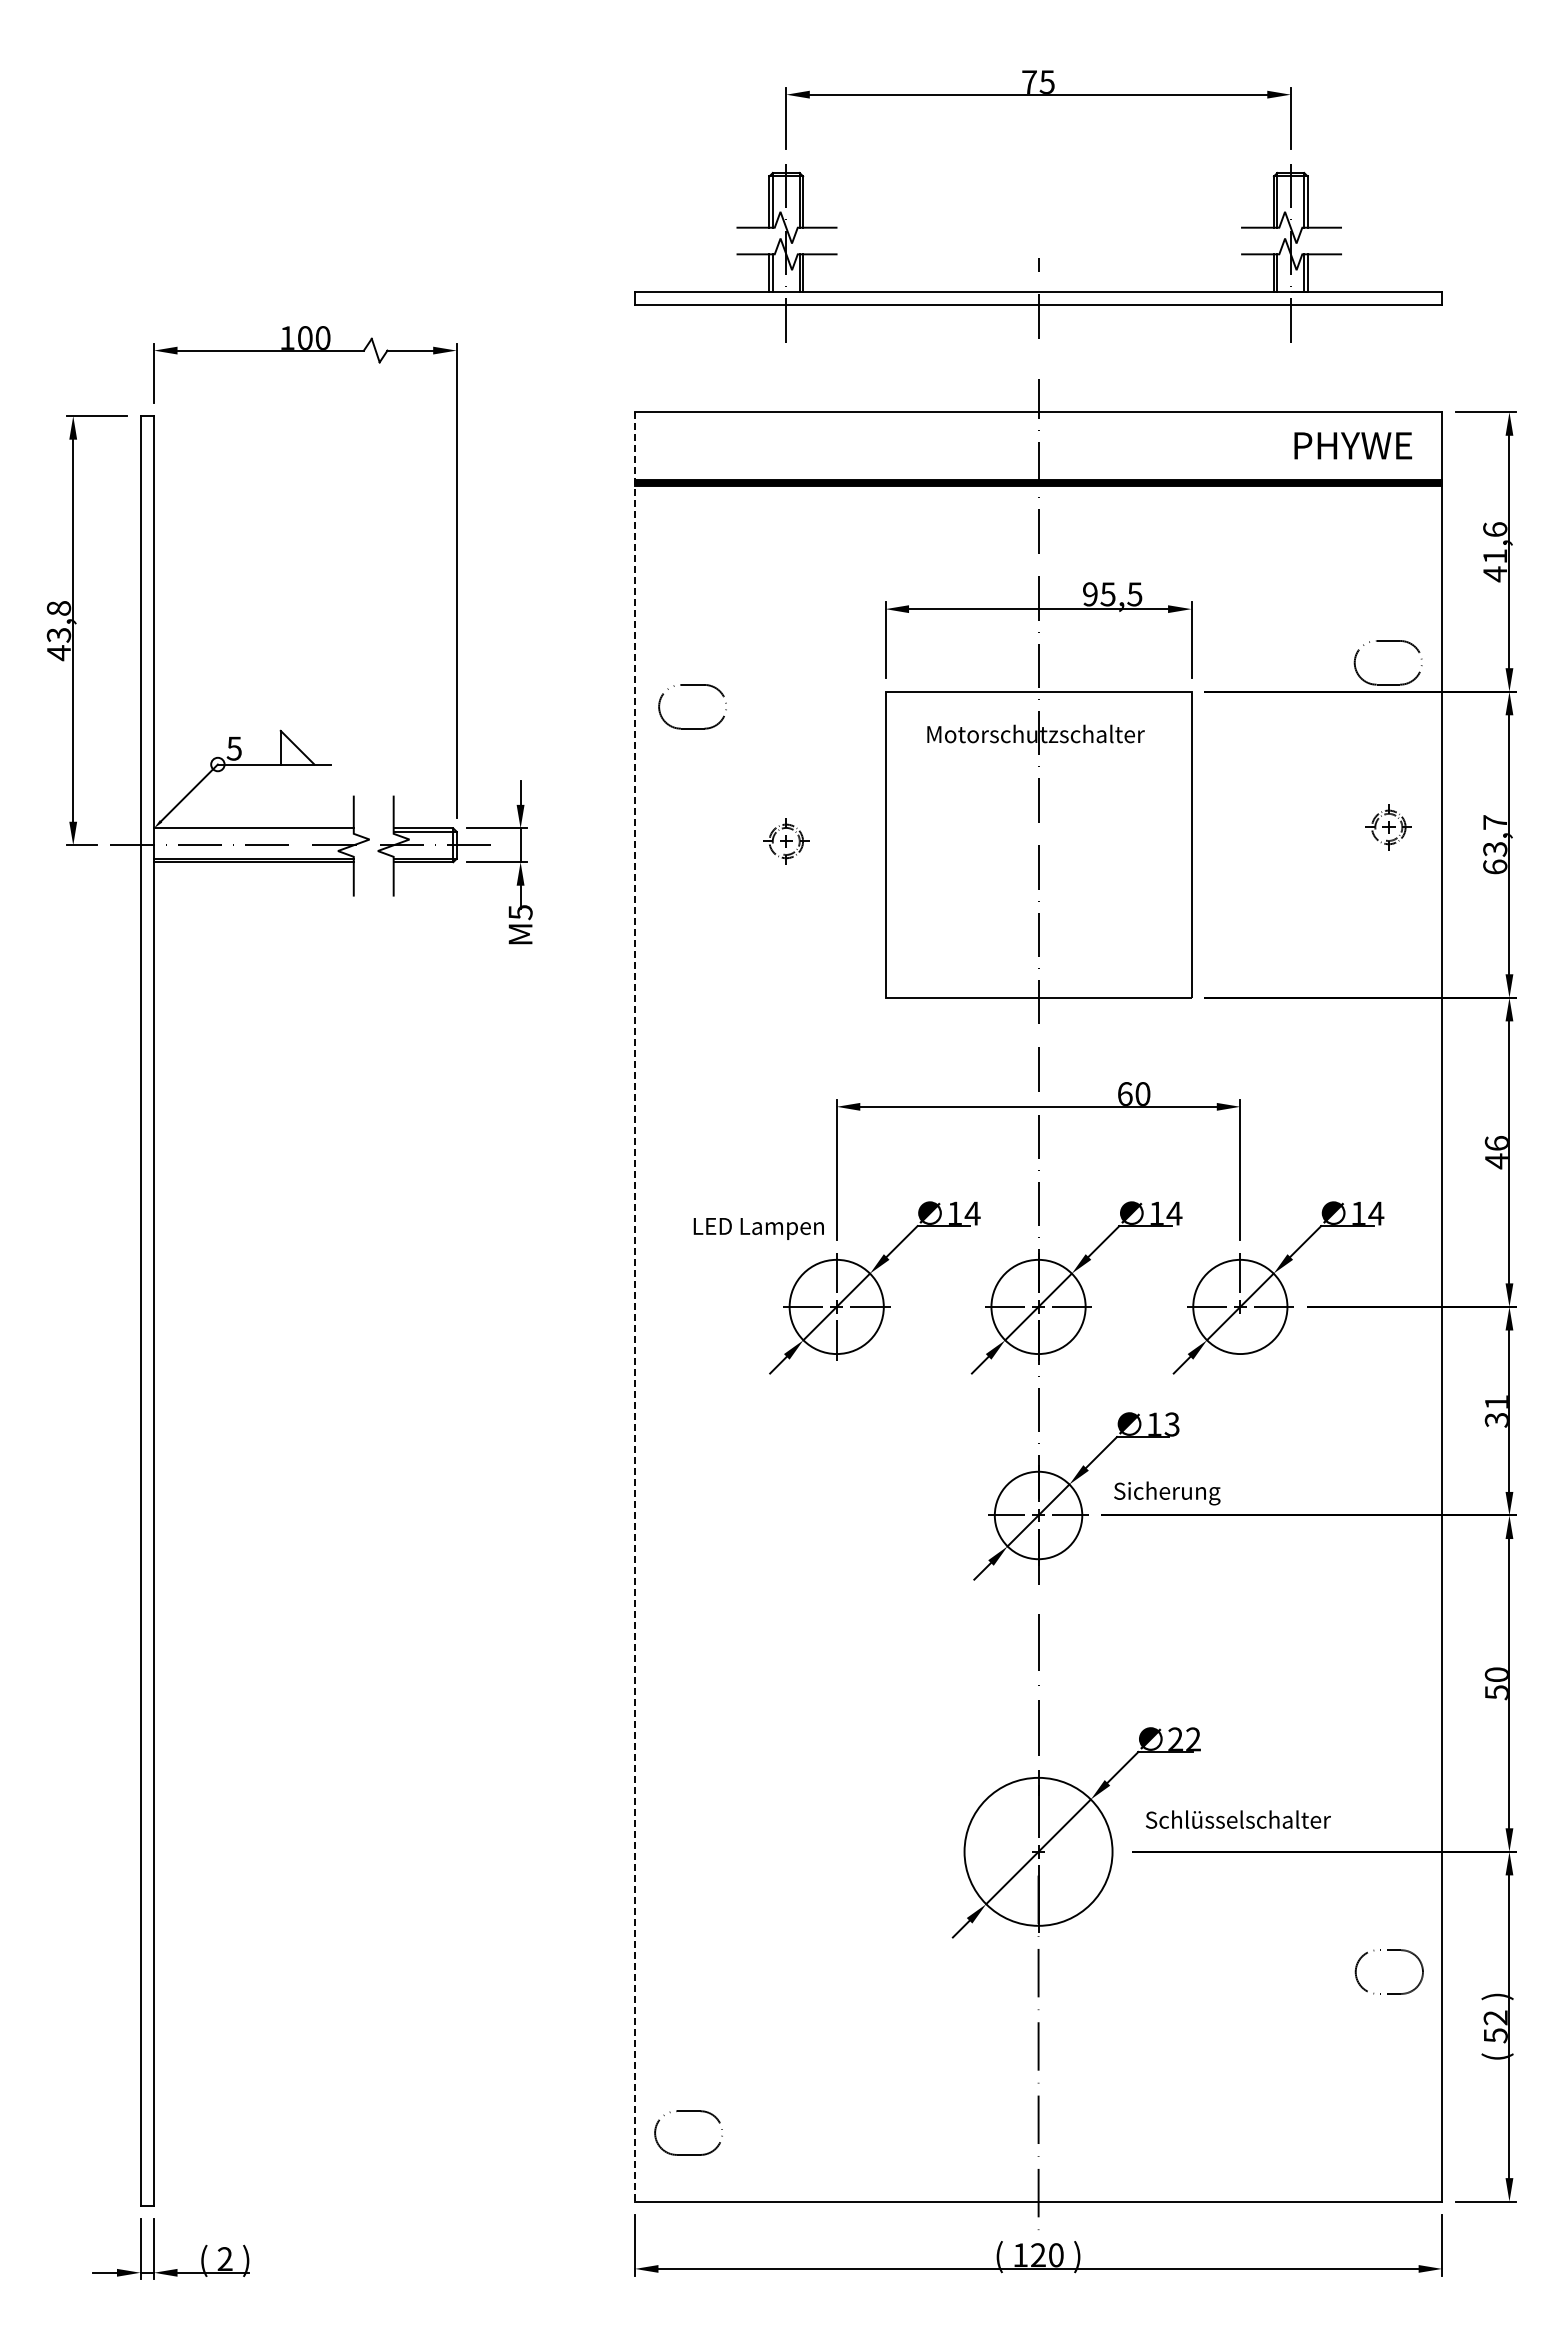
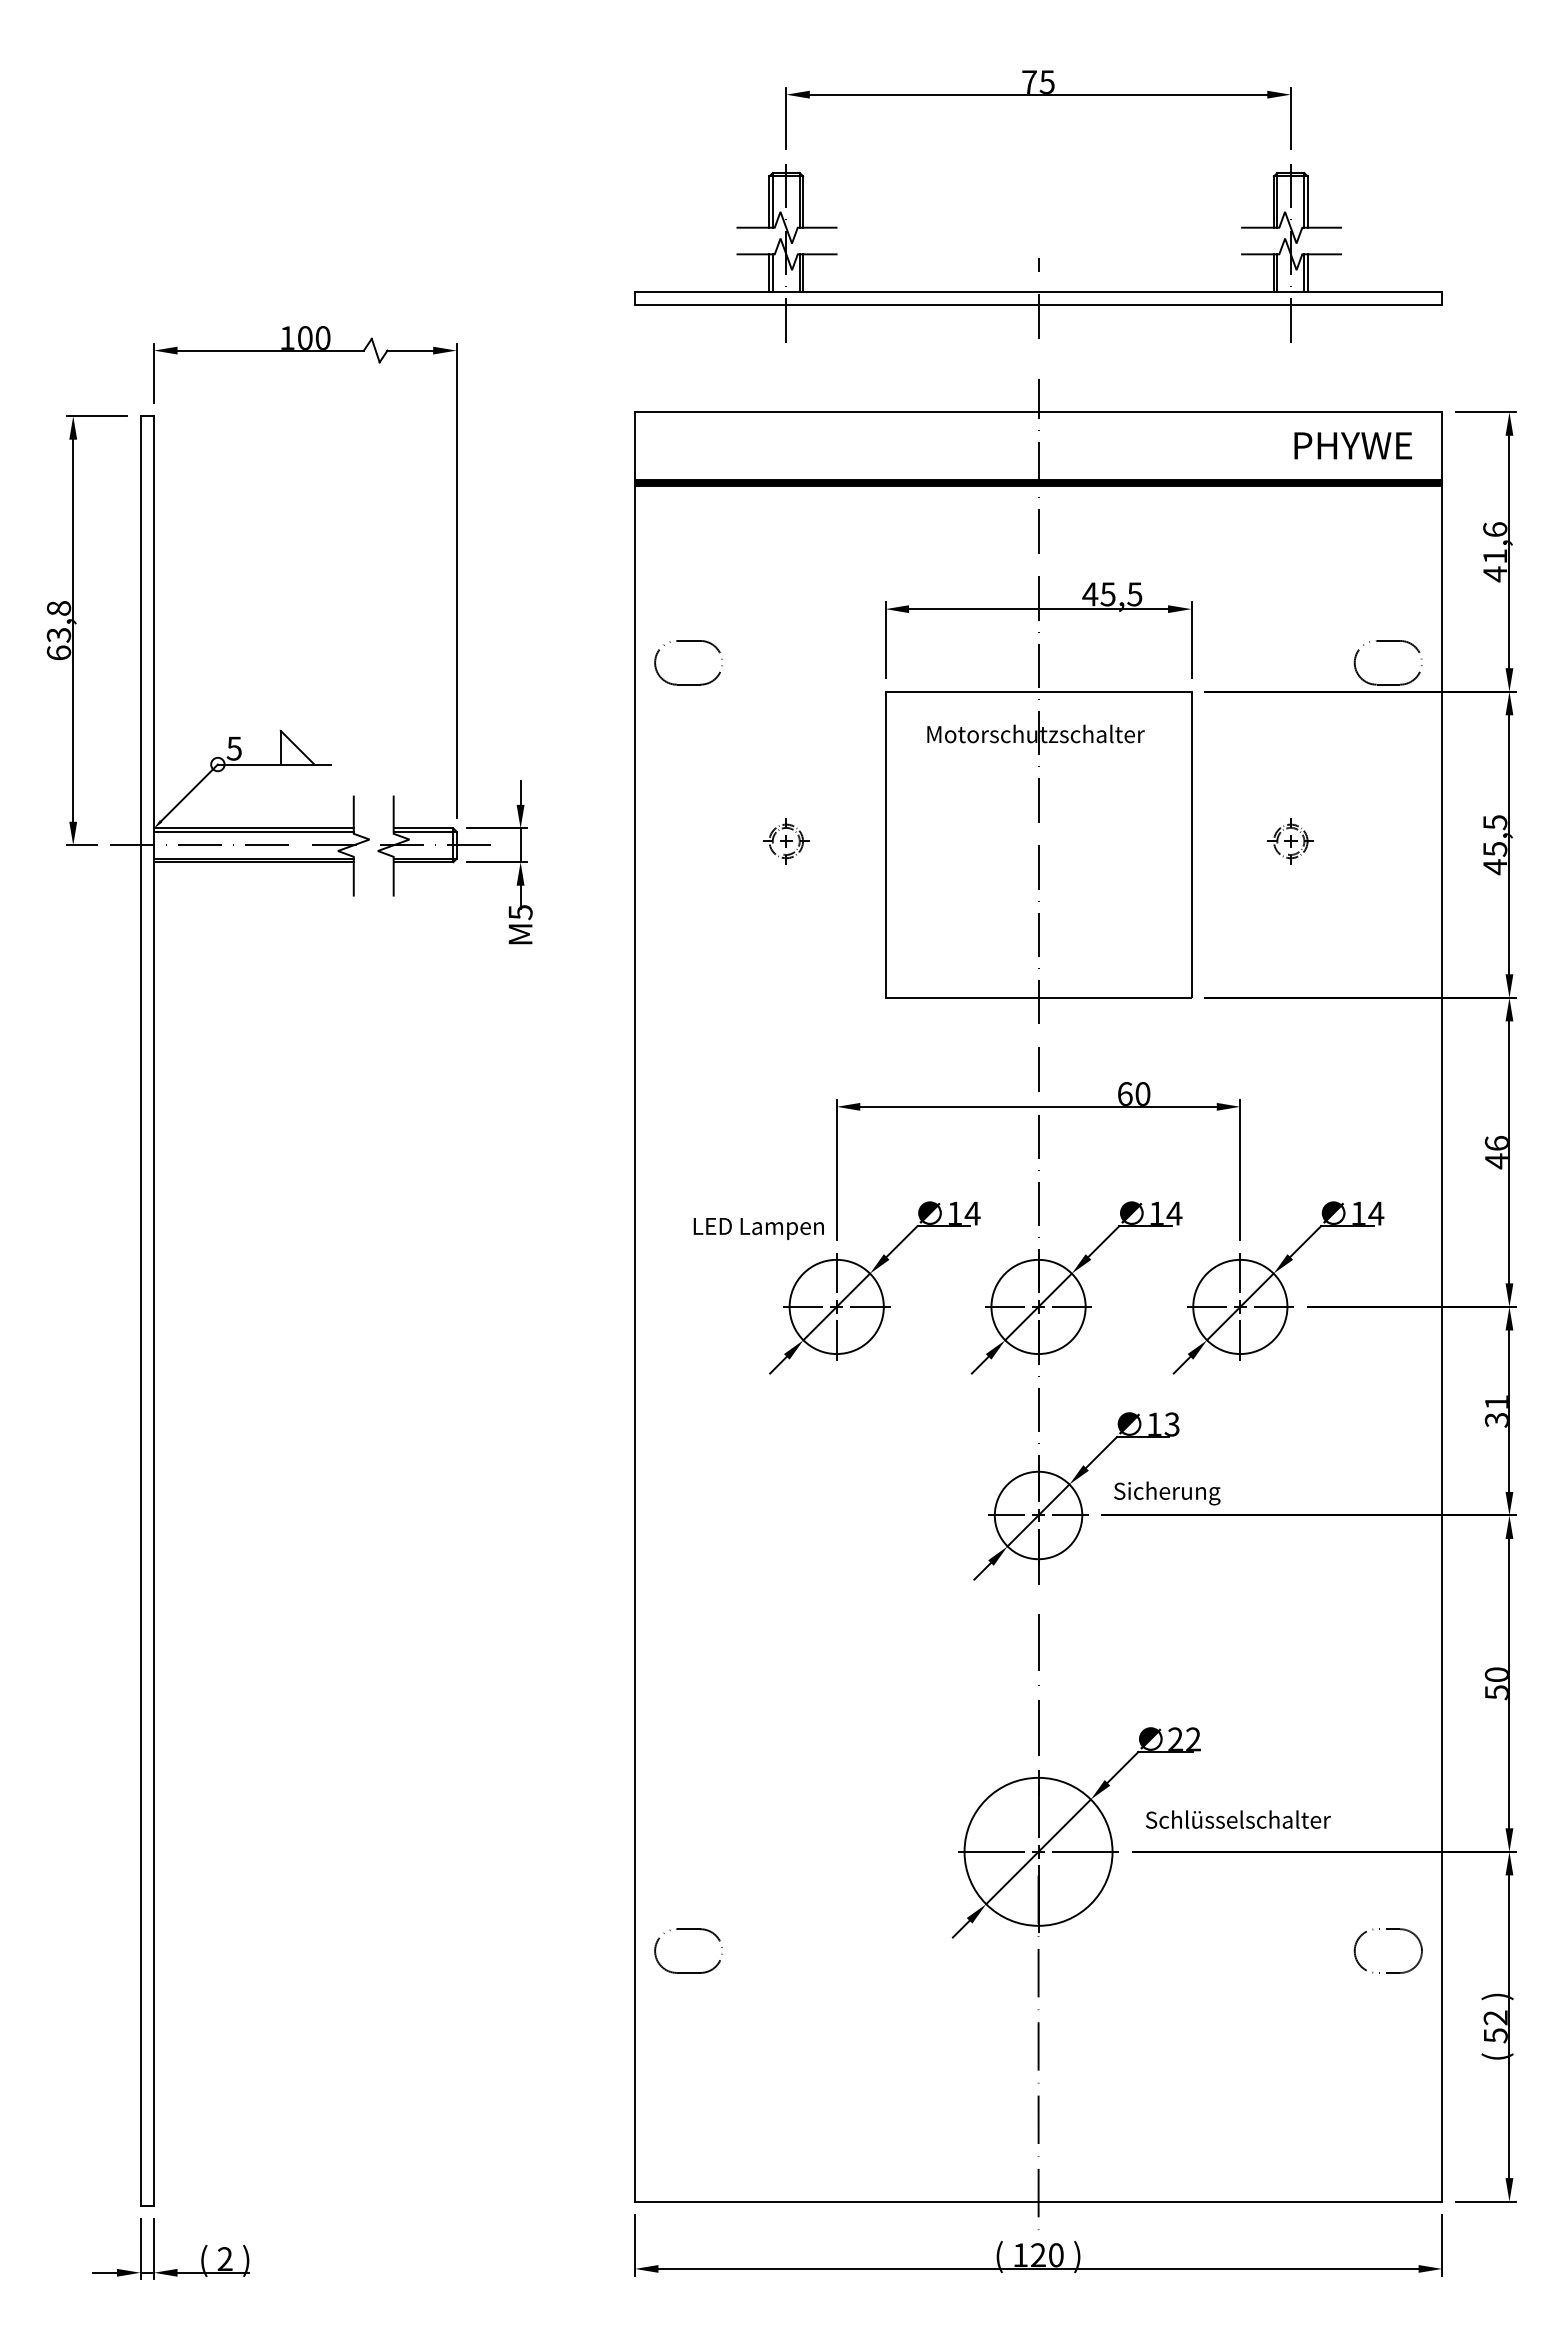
text: 95,5 -> 45,5 (1090, 594)
text: 43,8 -> 63,8 (58, 653)
part position: (692, 685) -> (688, 641) (688, 641)
part position: (1388, 827) -> (1290, 841) (1290, 841)
line: none -> present (253, 831)
text: 63,7 -> 45,5 (1495, 845)
line: dashed -> solid (634, 1306)
line: none -> present (1240, 1340)
line: none -> present (991, 1851)
line: none -> present (1085, 1851)
part position: (1388, 1950) -> (1387, 1929) (1387, 1929)
part position: (688, 2111) -> (688, 1929) (688, 1929)
